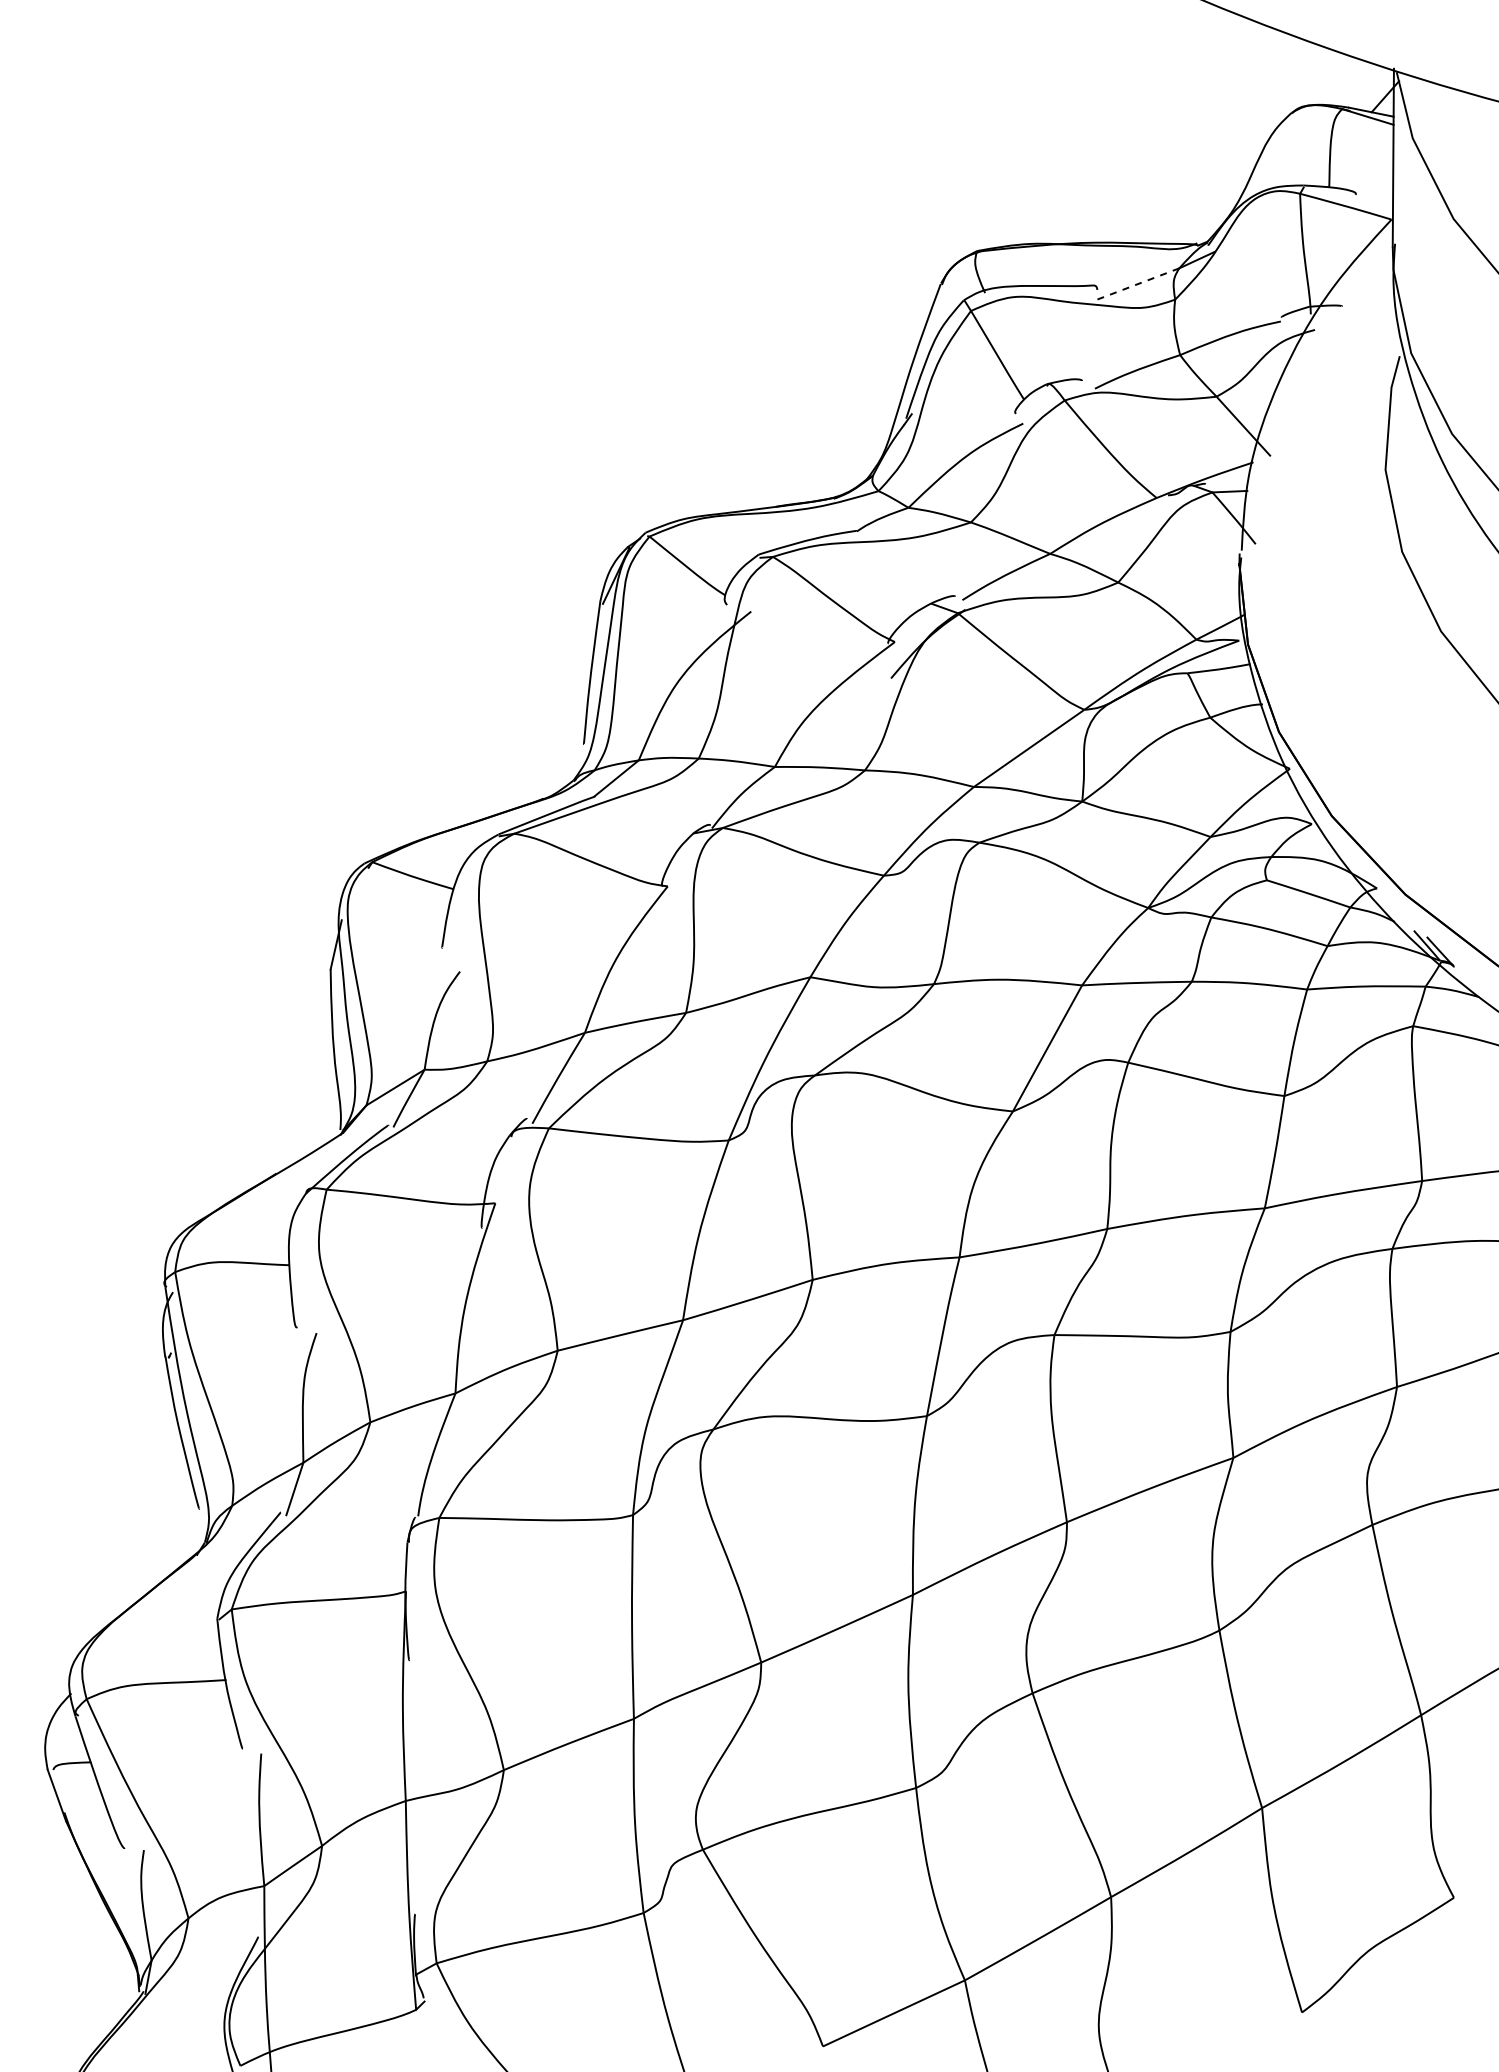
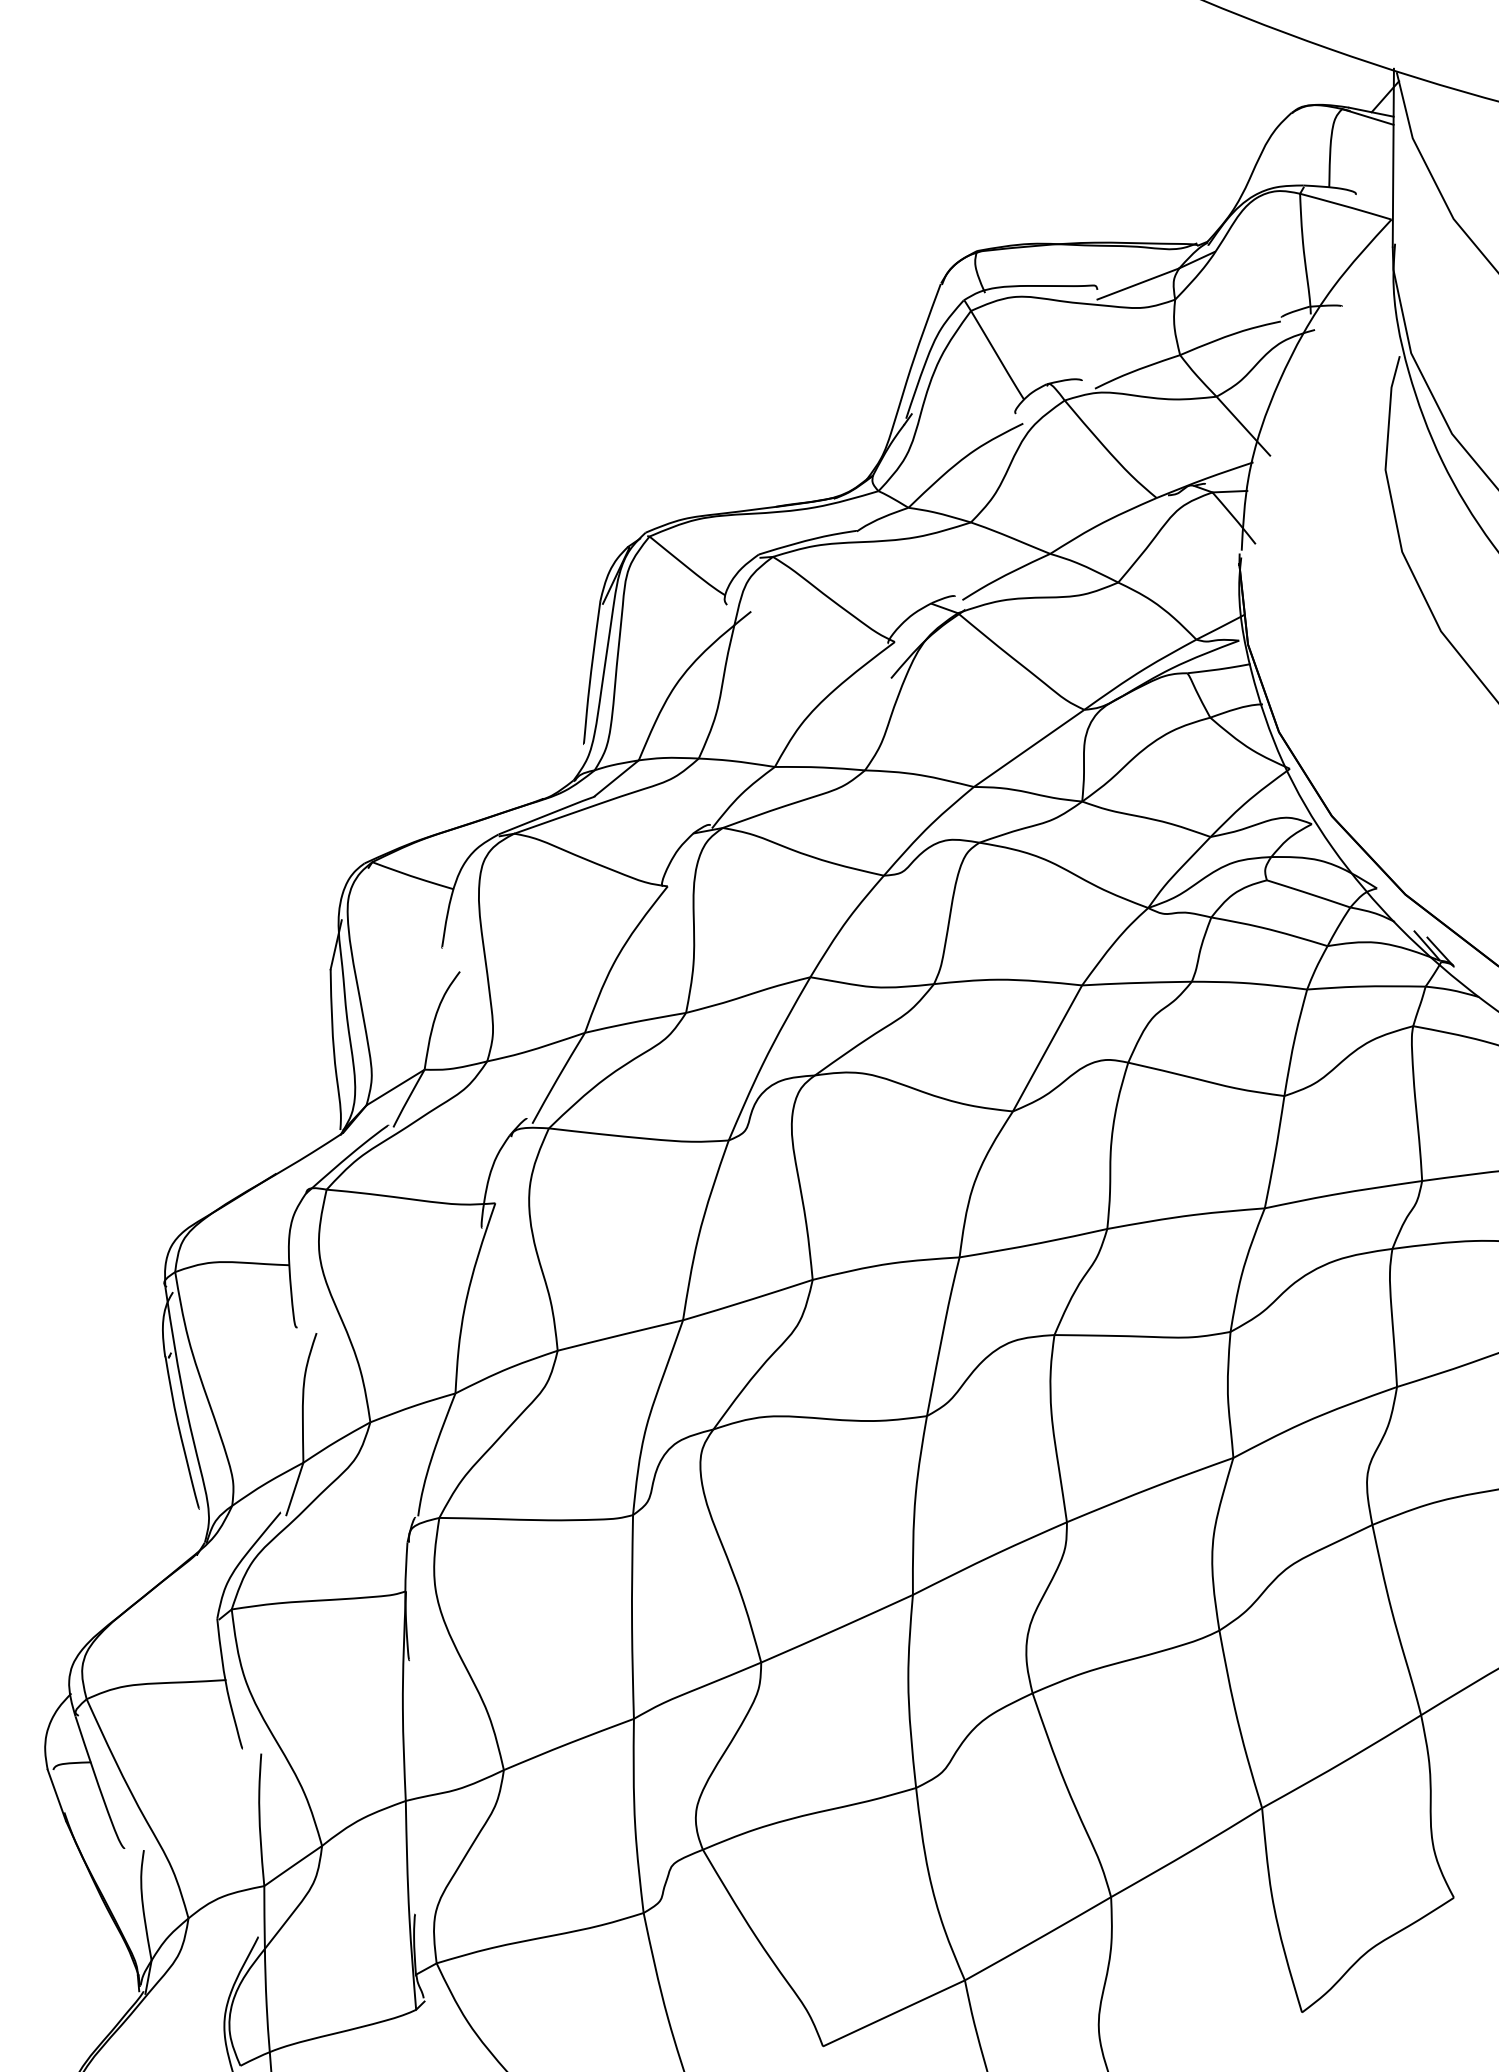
line: dashed -> solid (1138, 283)
